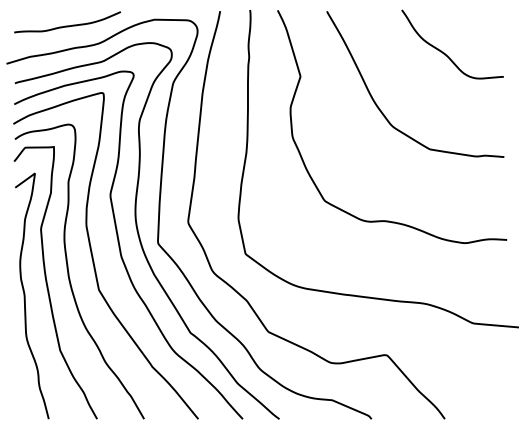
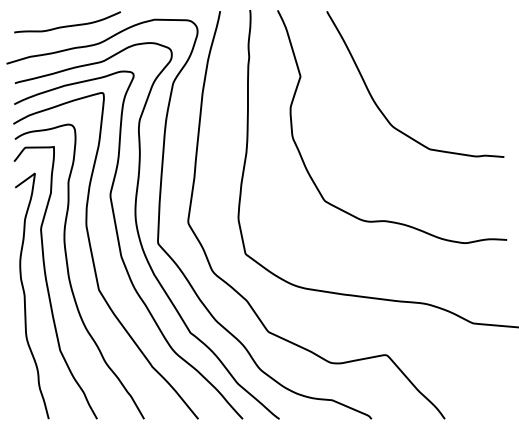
curve: present -> none (444, 52)
